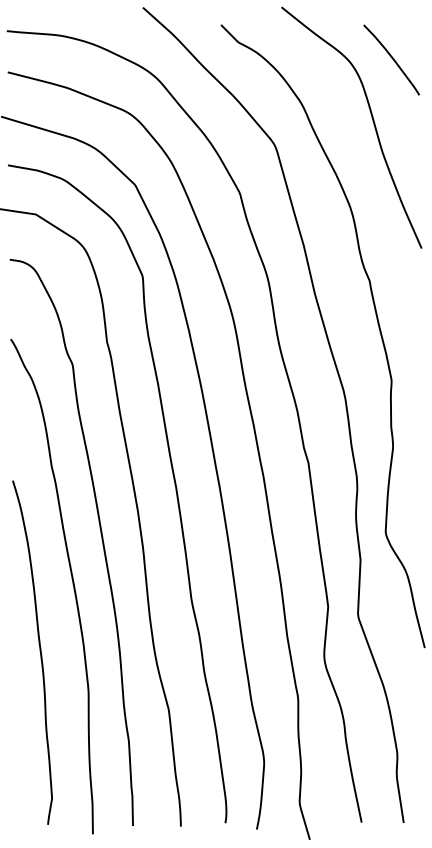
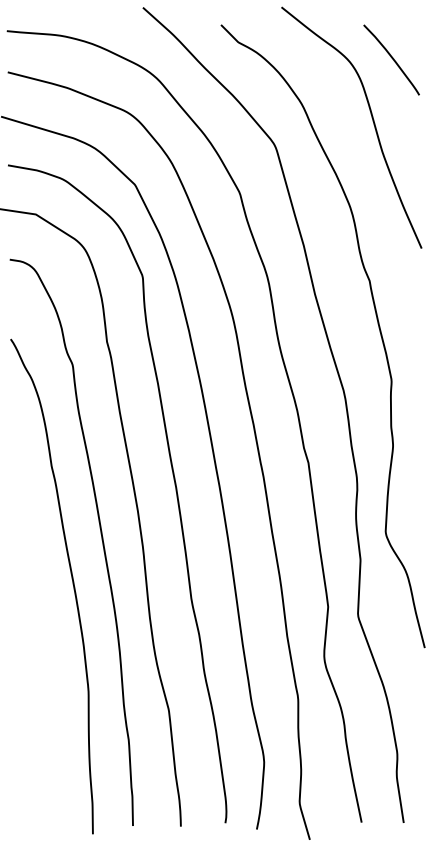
curve: present -> none (39, 651)
